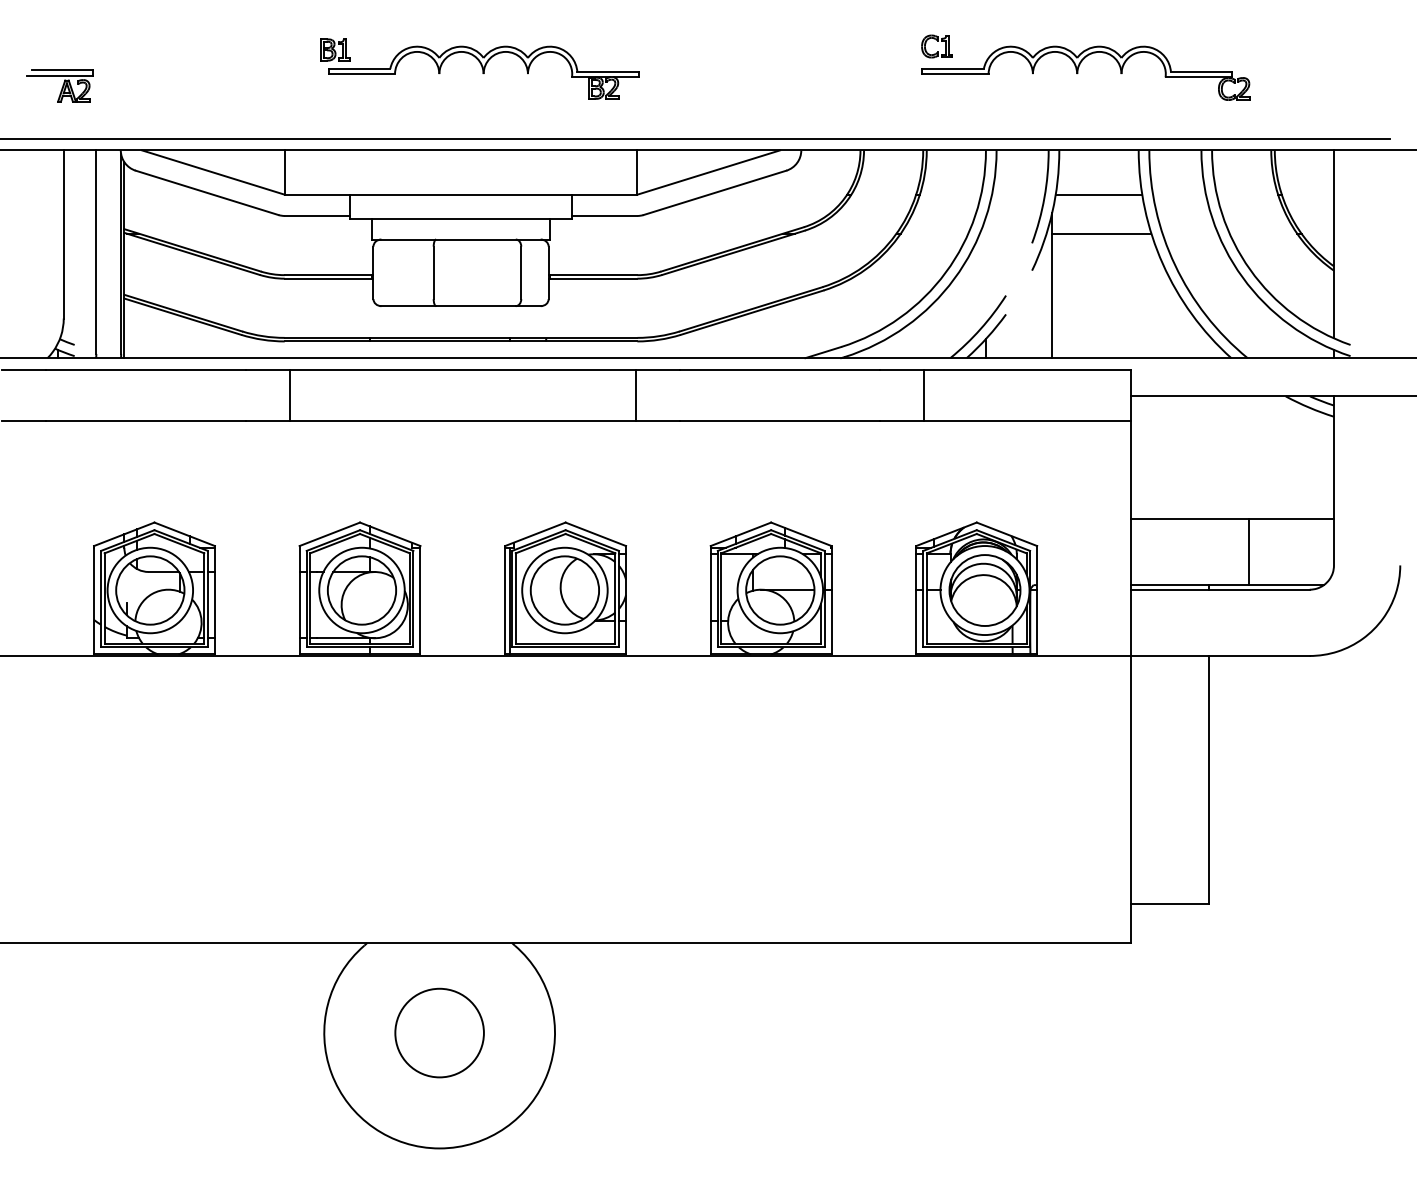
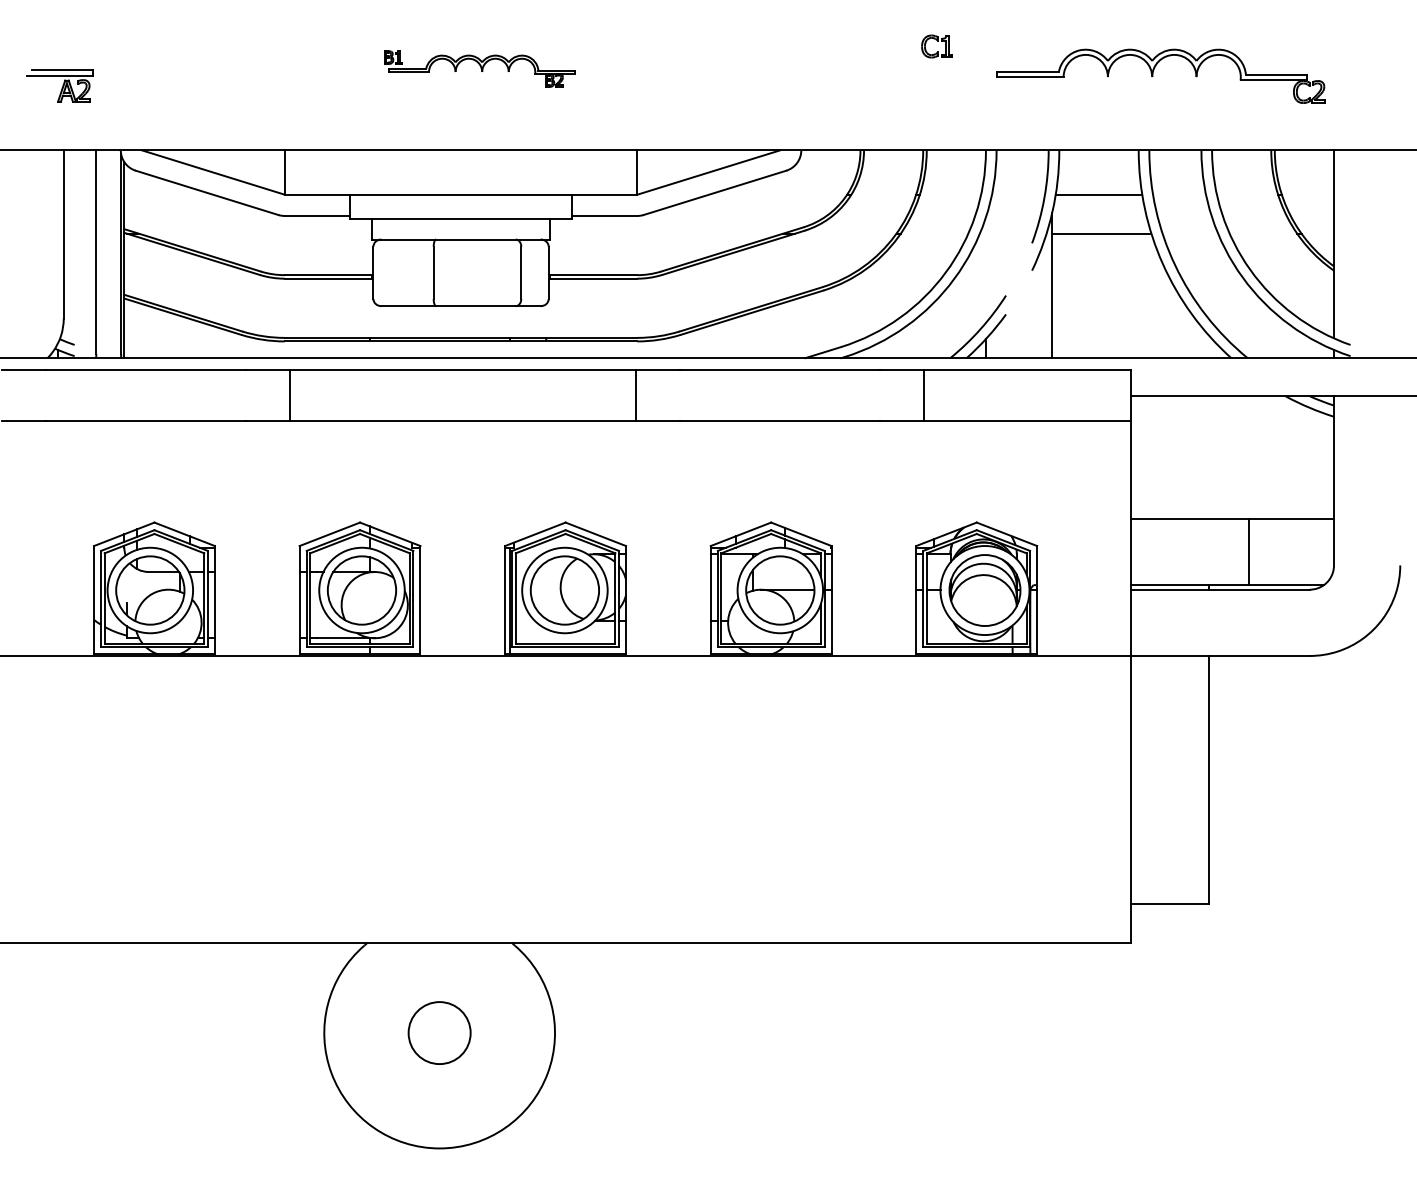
part size: 320x62 px -> 192x38 px (479, 68)
part position: (1078, 72) -> (1153, 75) (1153, 75)
line: present -> none (696, 138)
circle diameter: 89 px -> 62 px (439, 1033)
